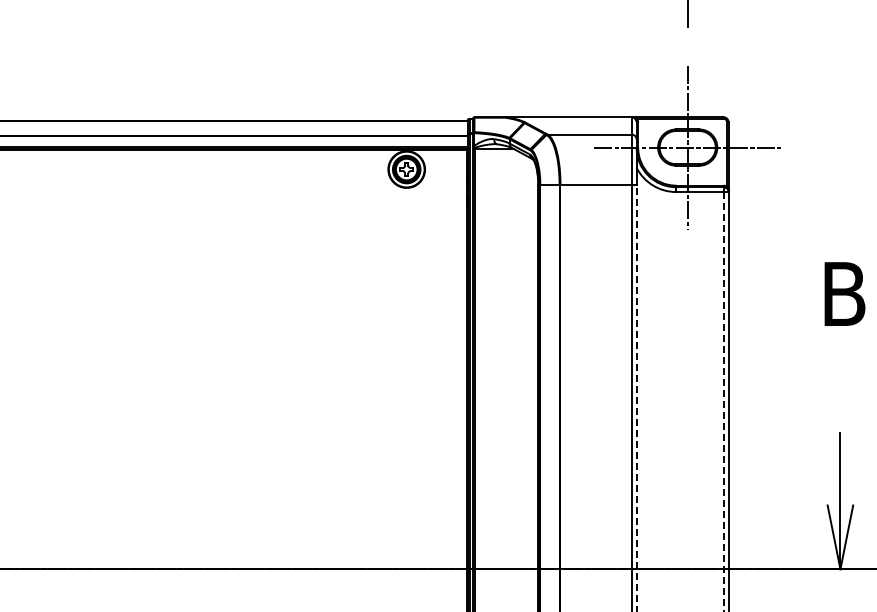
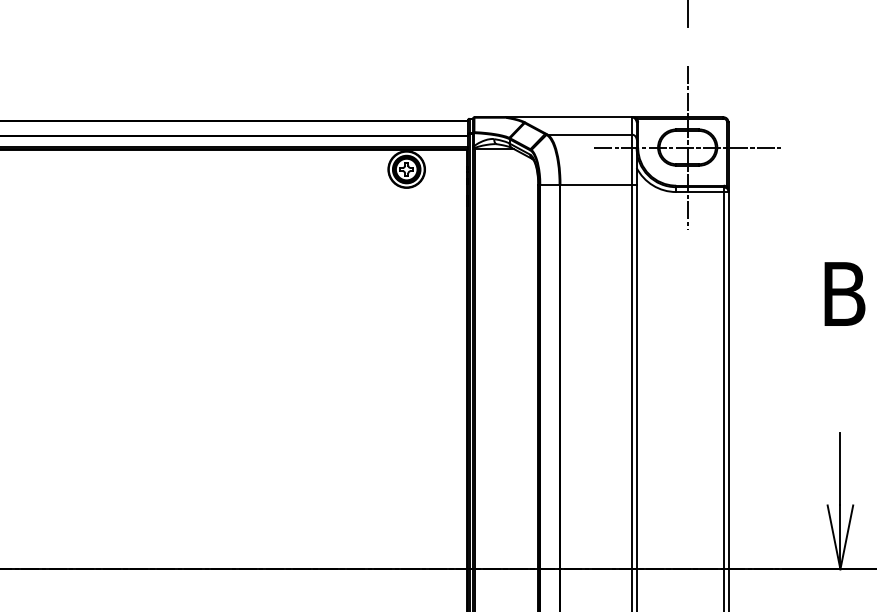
line: dashed -> solid (636, 397)
line: dashed -> solid (723, 401)
